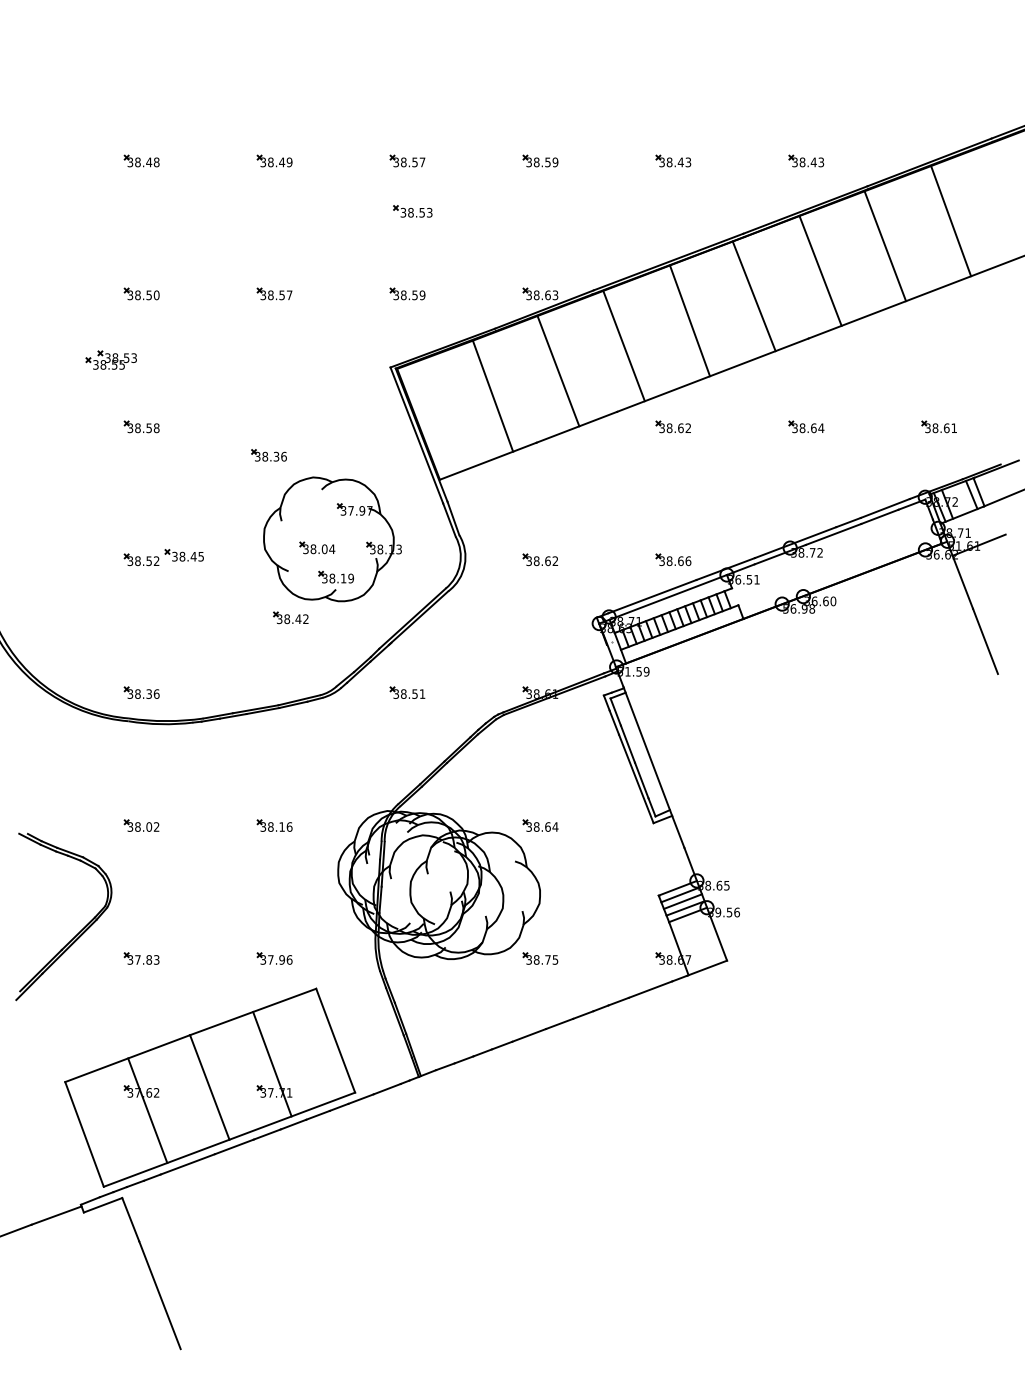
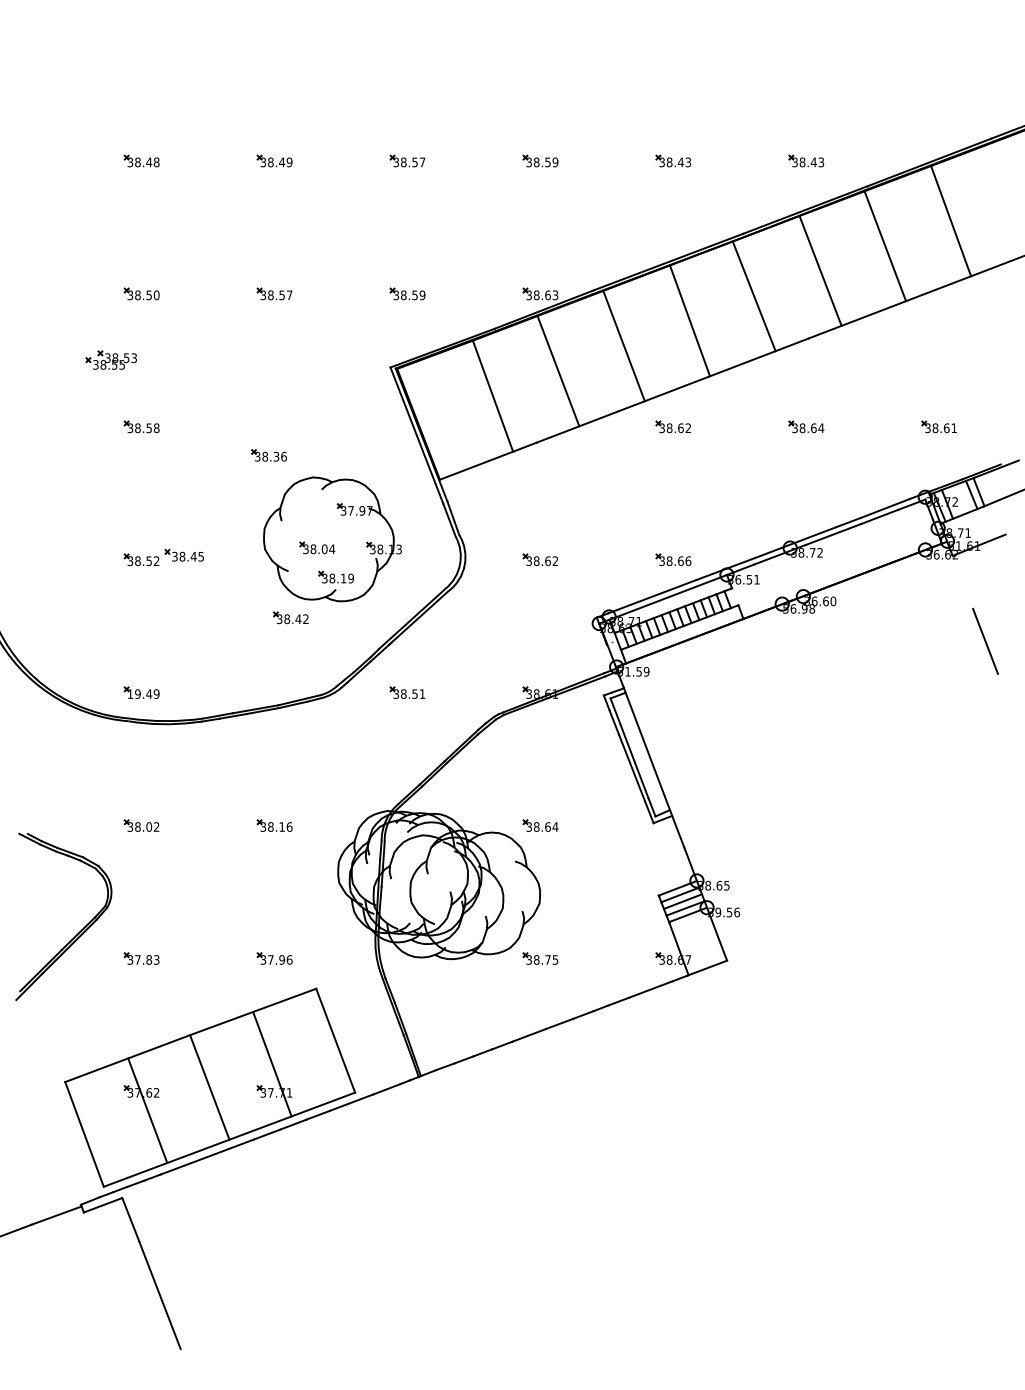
part: present -> none (412, 211)
line: present -> none (962, 581)
text: 38.36 -> 19.49 (143, 693)
